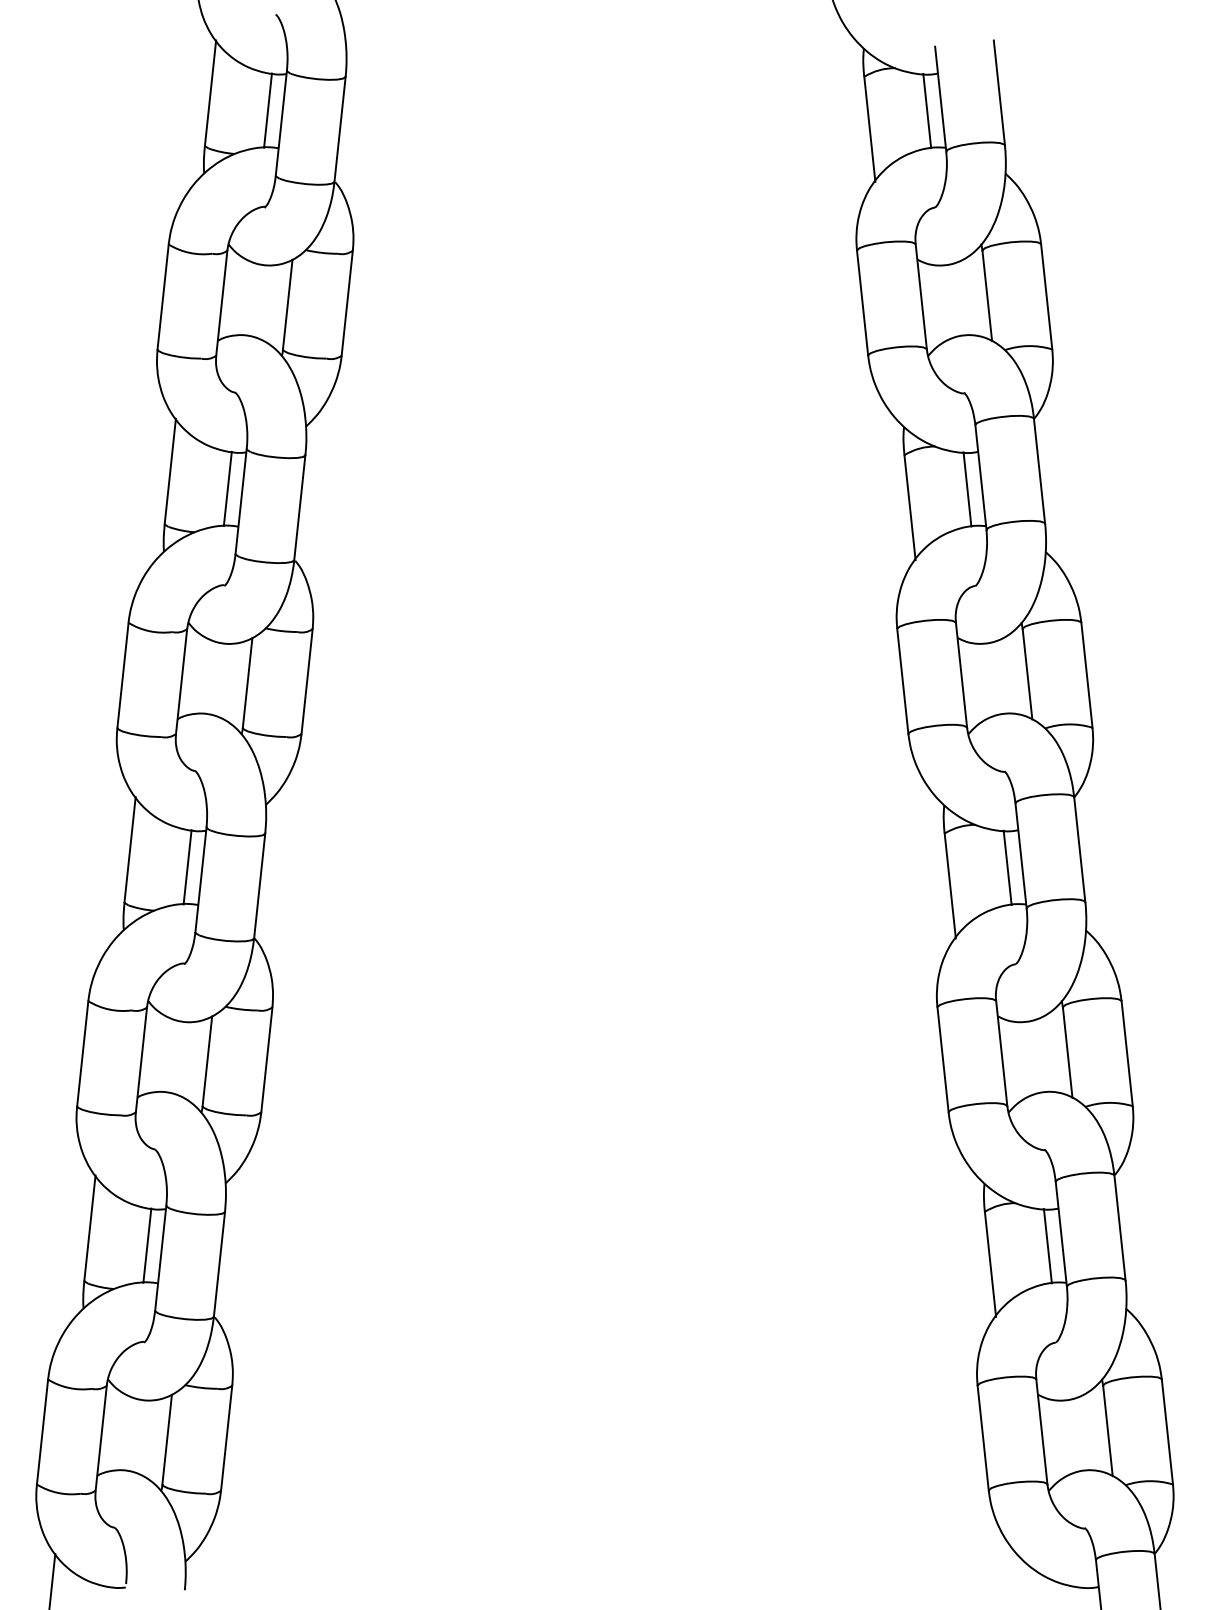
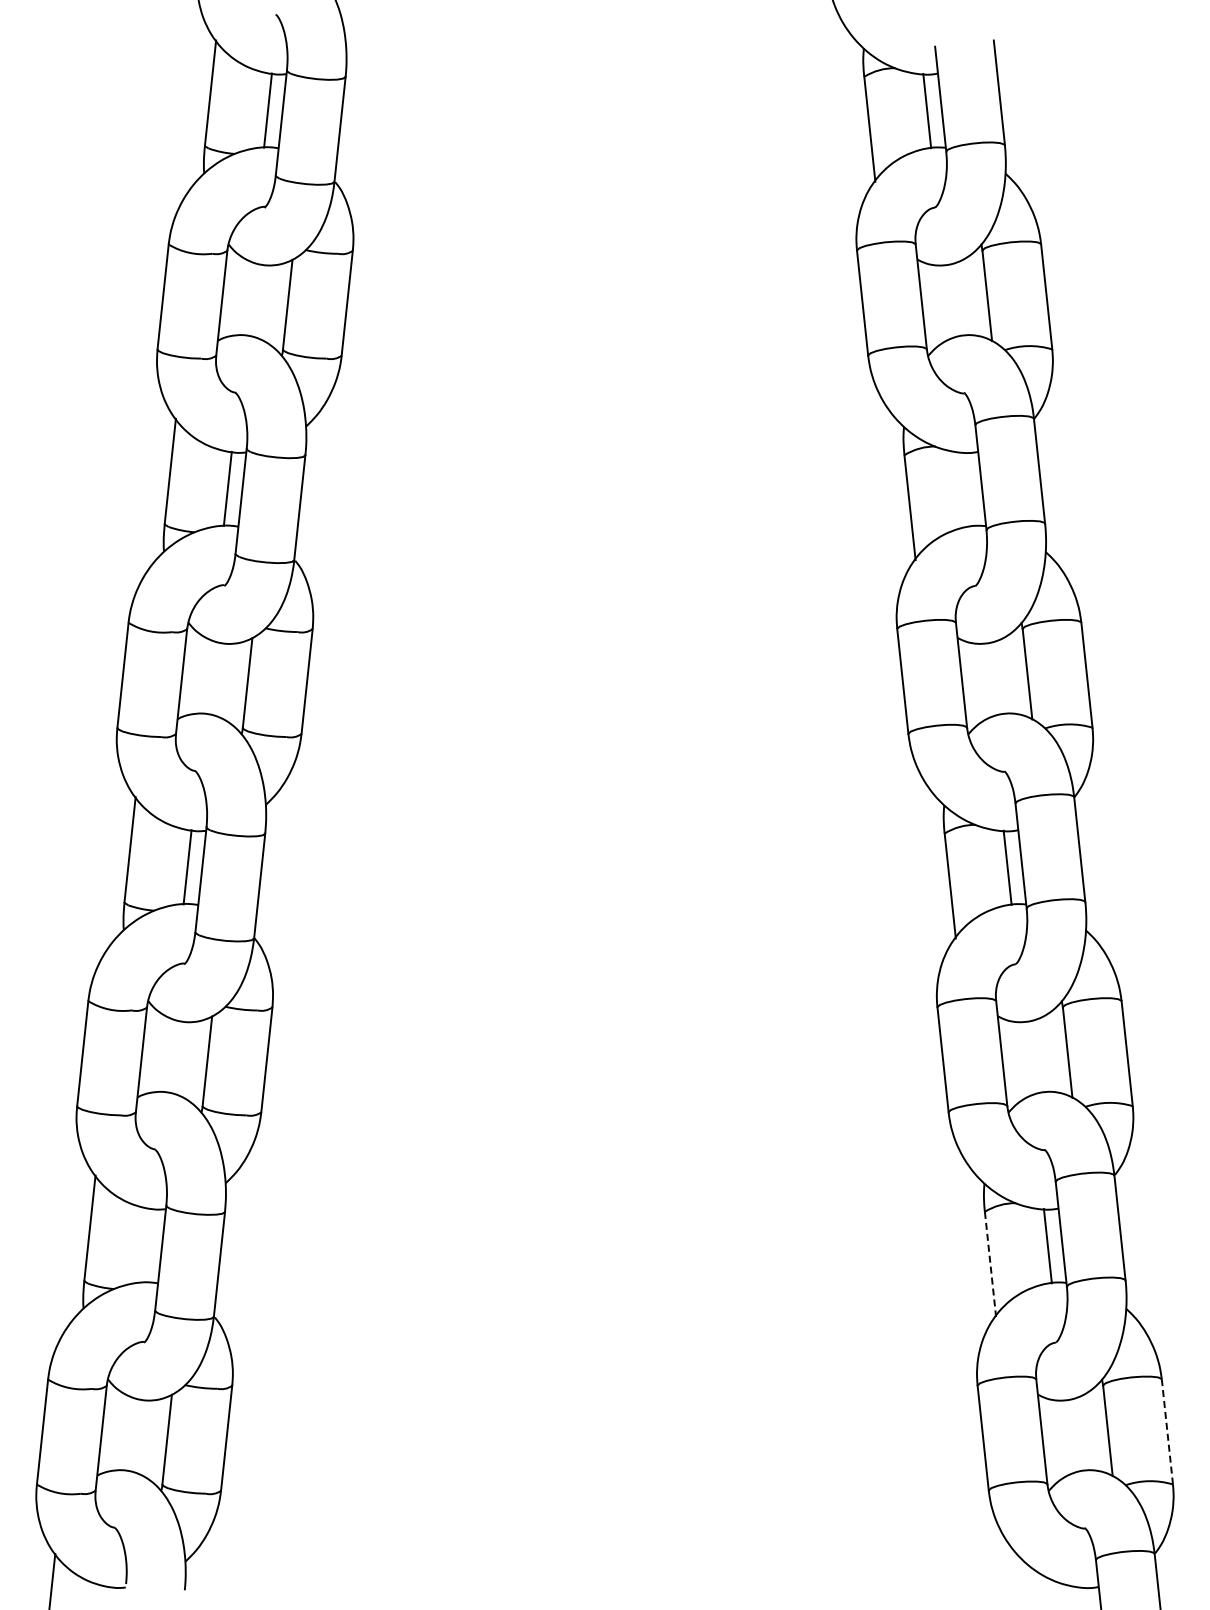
line: present -> none (967, 489)
line: present -> none (147, 1245)
line: solid -> dashed (990, 1264)
line: solid -> dashed (1167, 1432)
